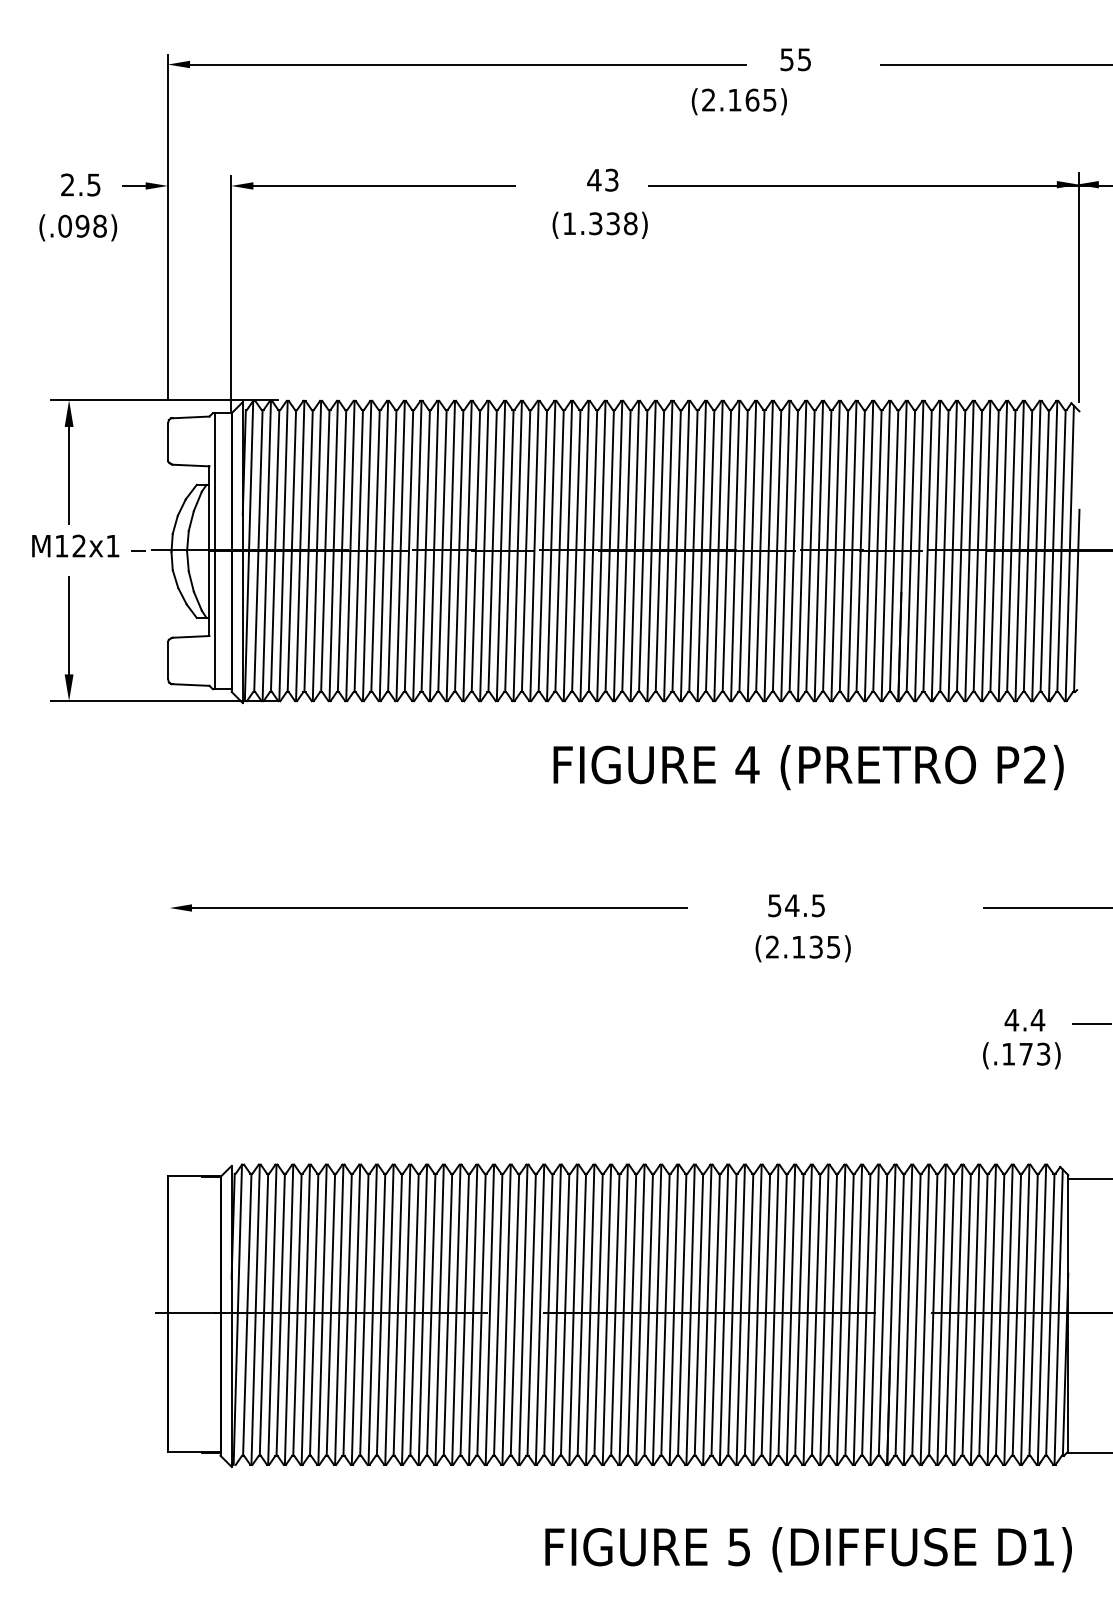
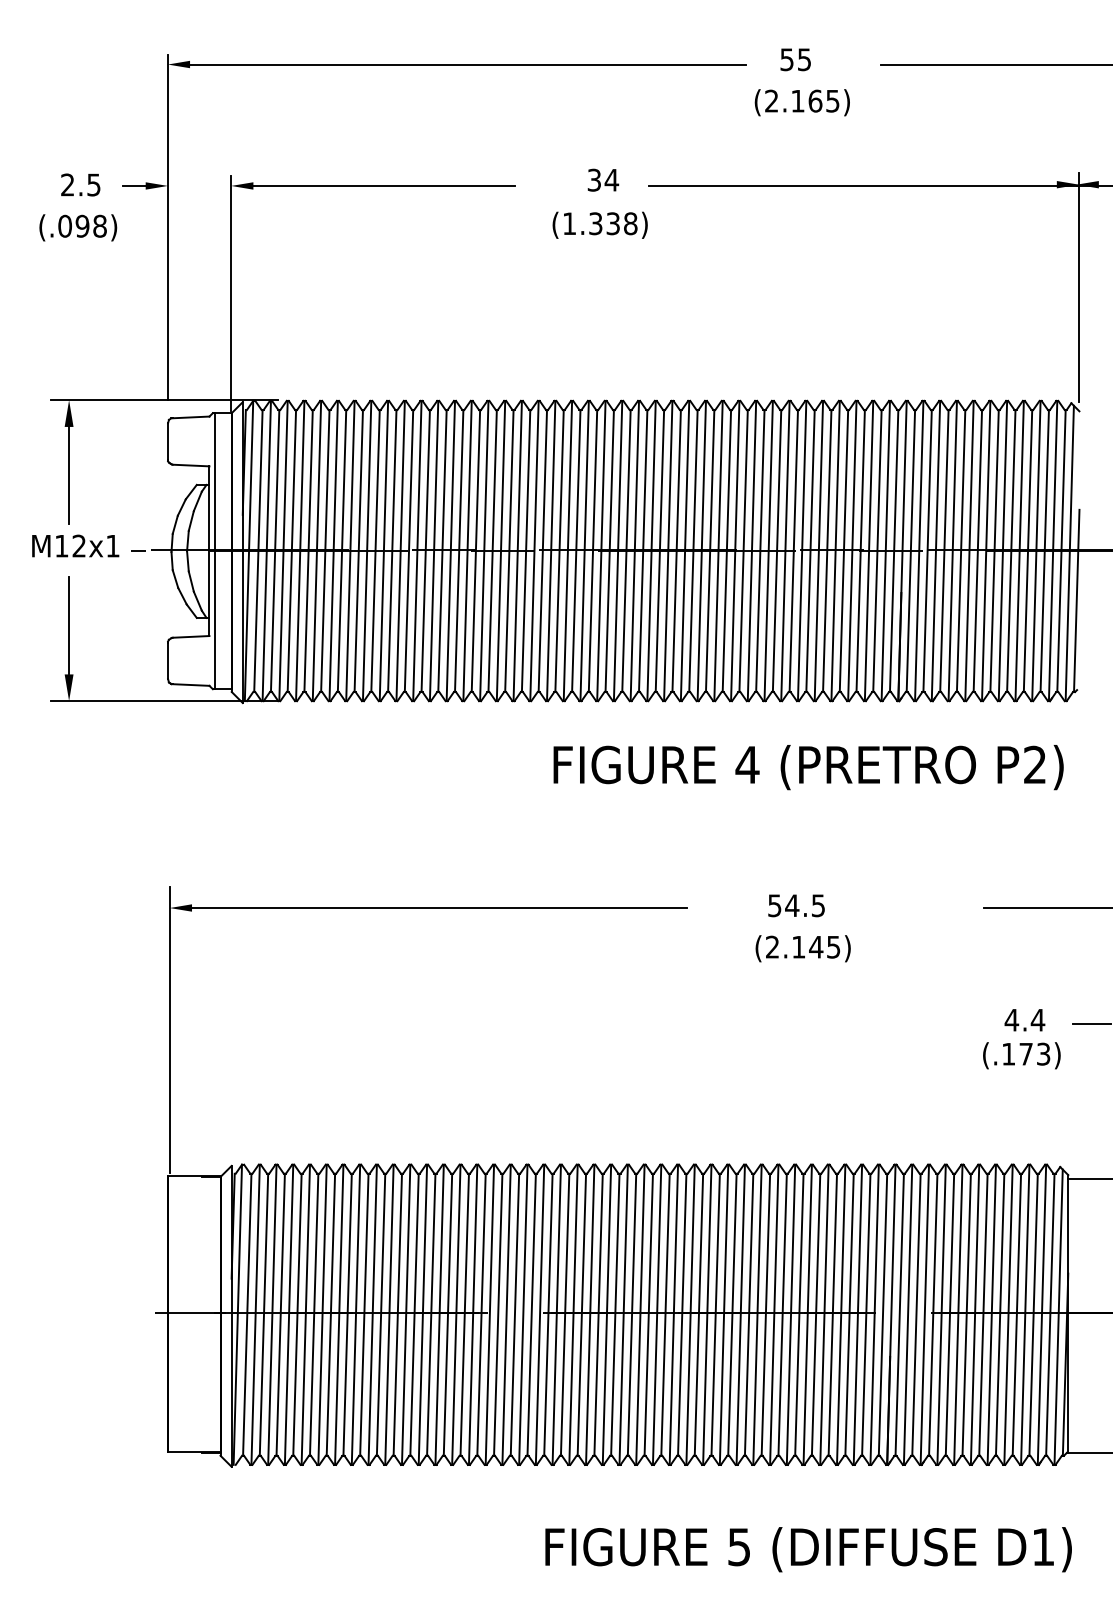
text position: (738, 101) -> (801, 102) (801, 102)
text: 43 -> 34 (603, 179)
text: (2.135) -> (2.145) (816, 946)
line: none -> present (169, 1029)
